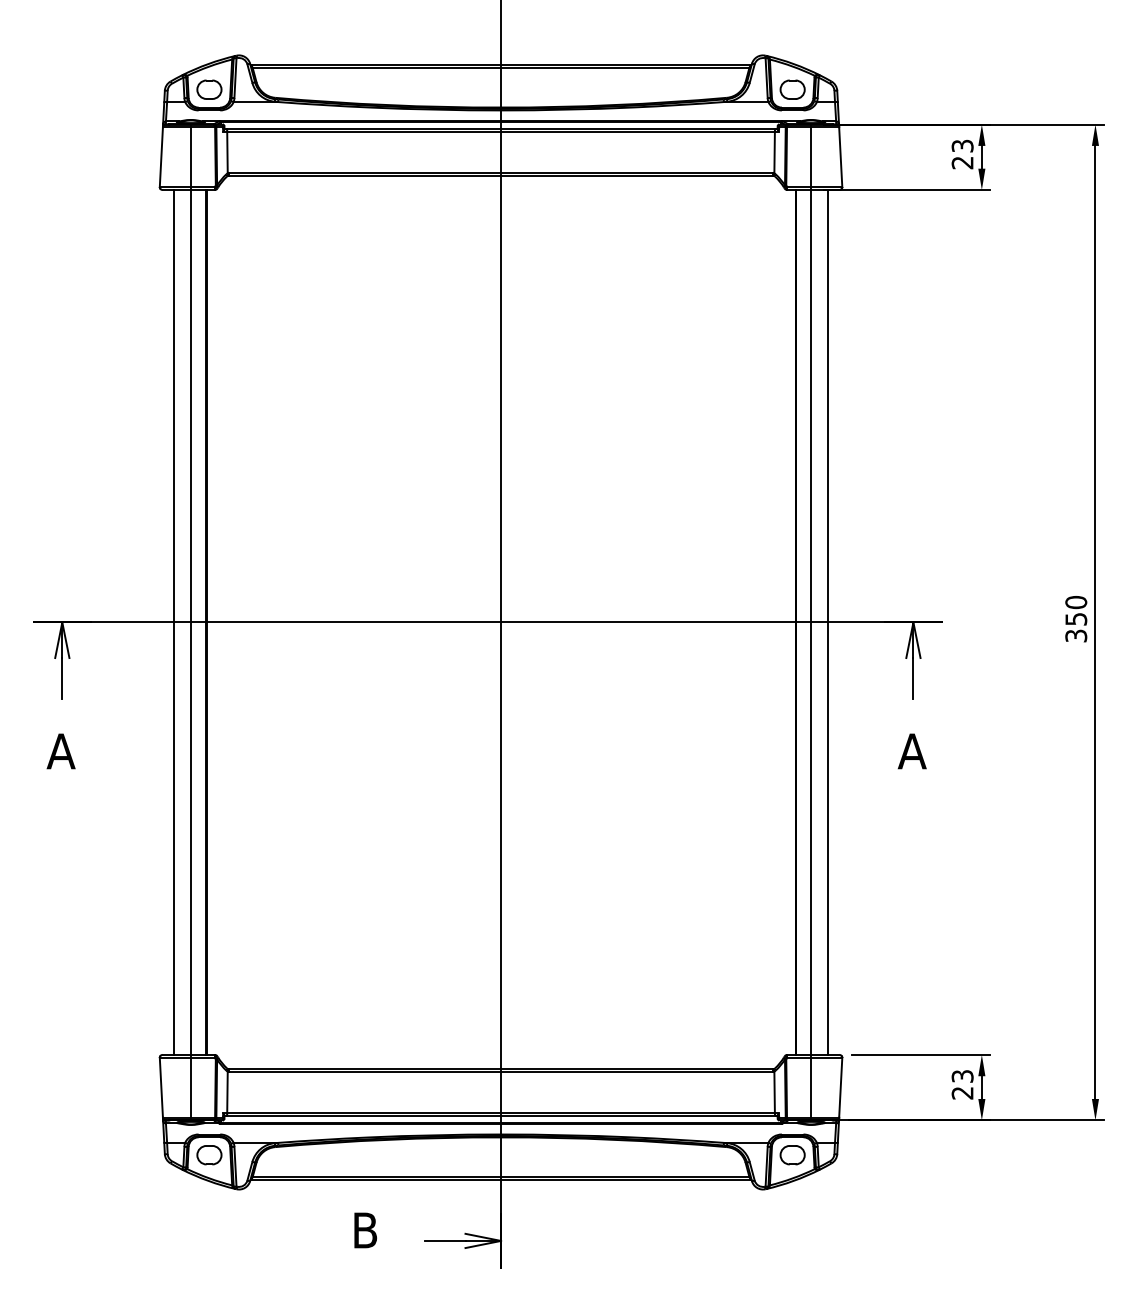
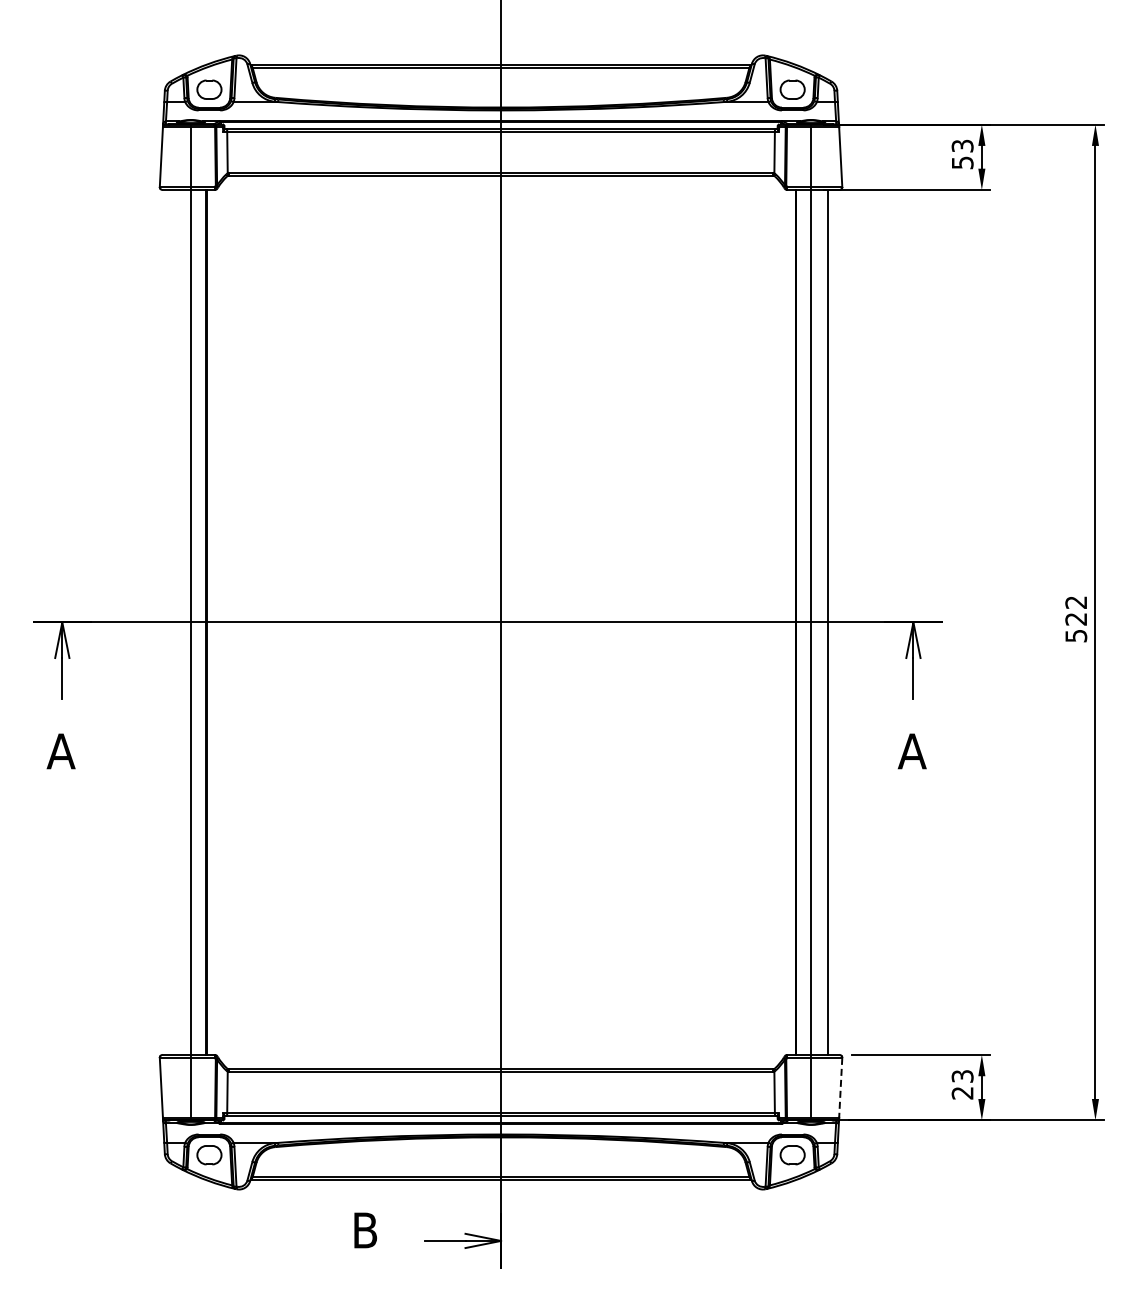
text: 23 -> 53 (962, 162)
text: 350 -> 522 (1076, 618)
line: present -> none (173, 622)
line: solid -> dashed (840, 1087)
